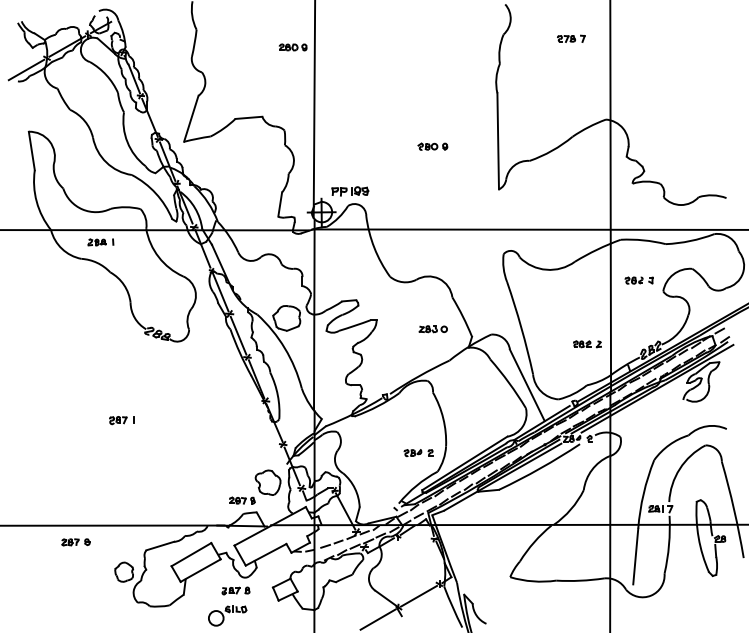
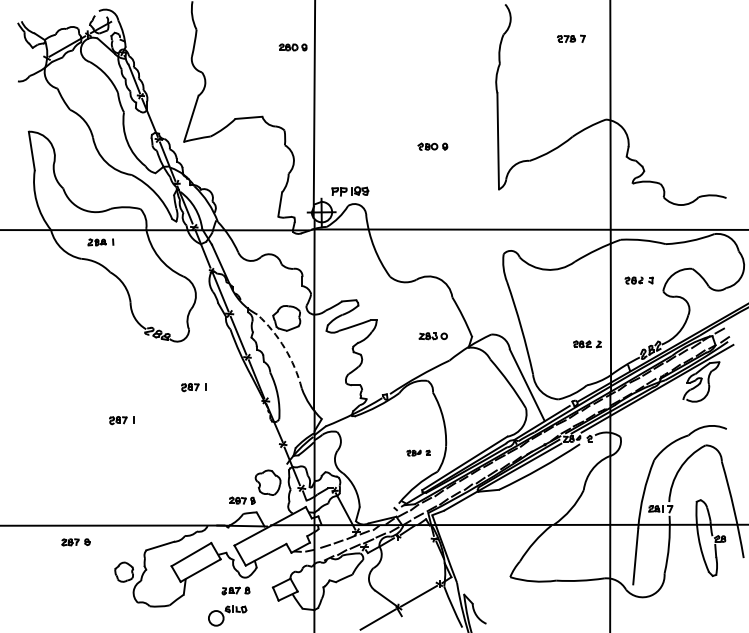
line: present -> none (26, 69)
part position: (432, 329) -> (432, 336) (432, 336)
arc: solid -> dashed (284, 348)
part: none -> present (193, 387)
part size: 31x9 px -> 25x8 px (418, 452)
